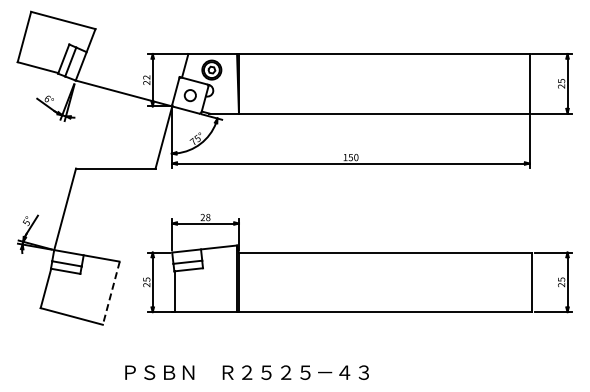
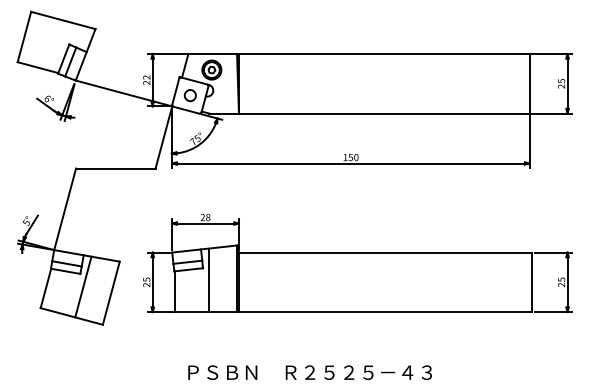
line: none -> present (209, 280)
line: none -> present (83, 286)
line: dashed -> solid (111, 293)
text position: (246, 372) -> (309, 372) (309, 372)
